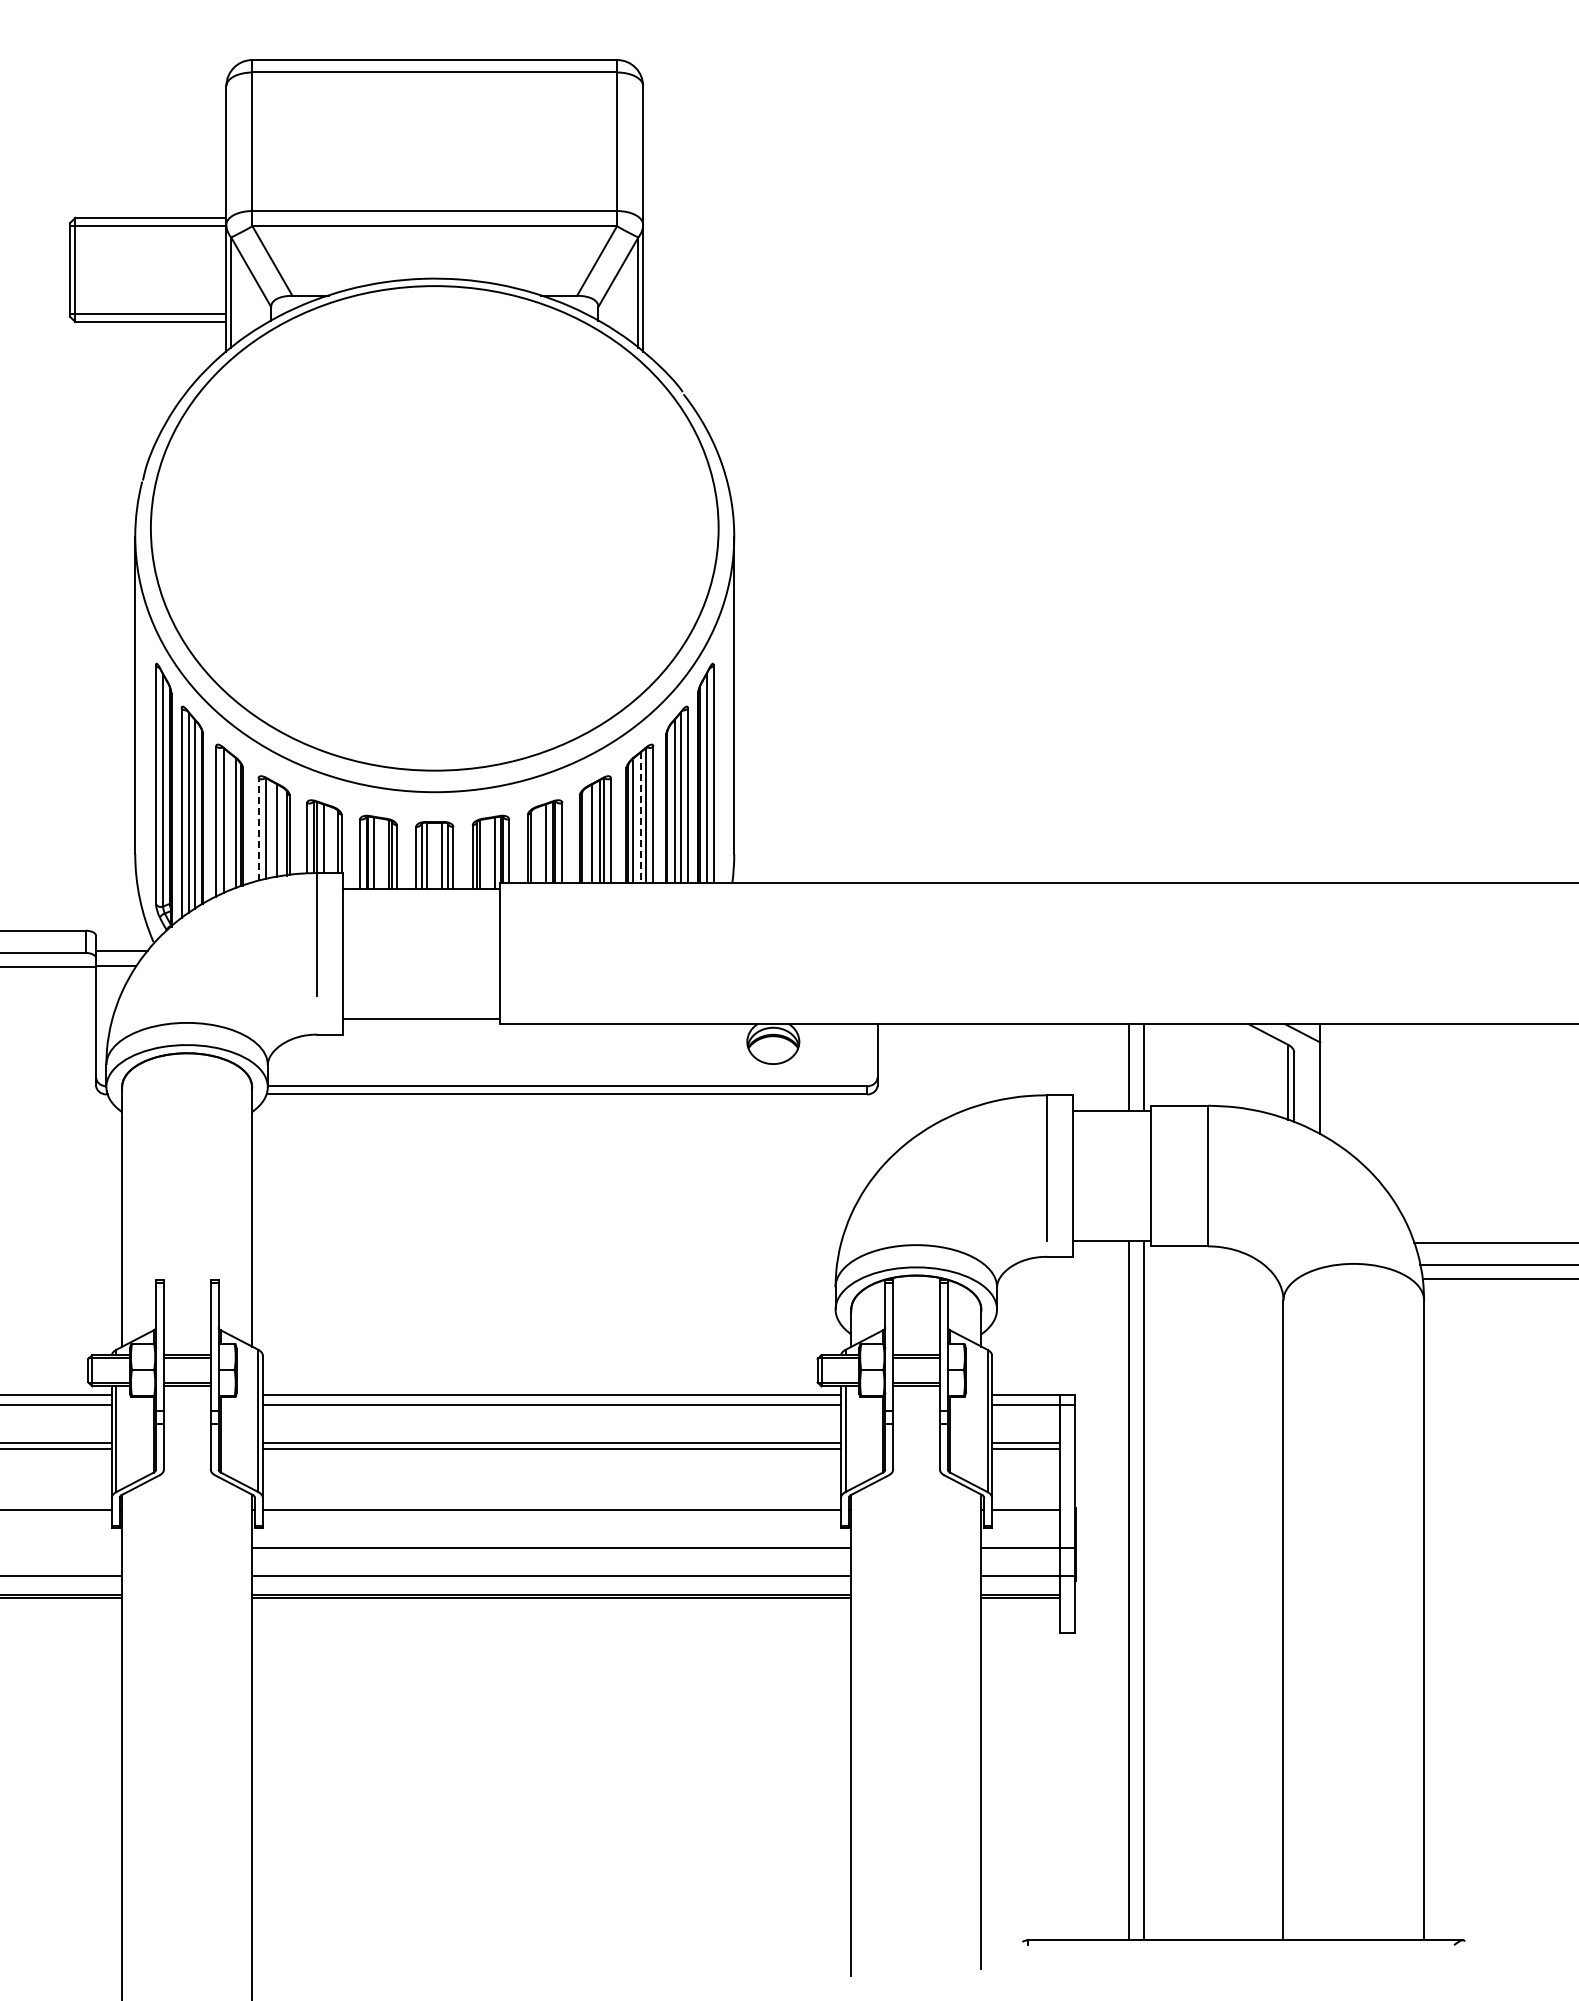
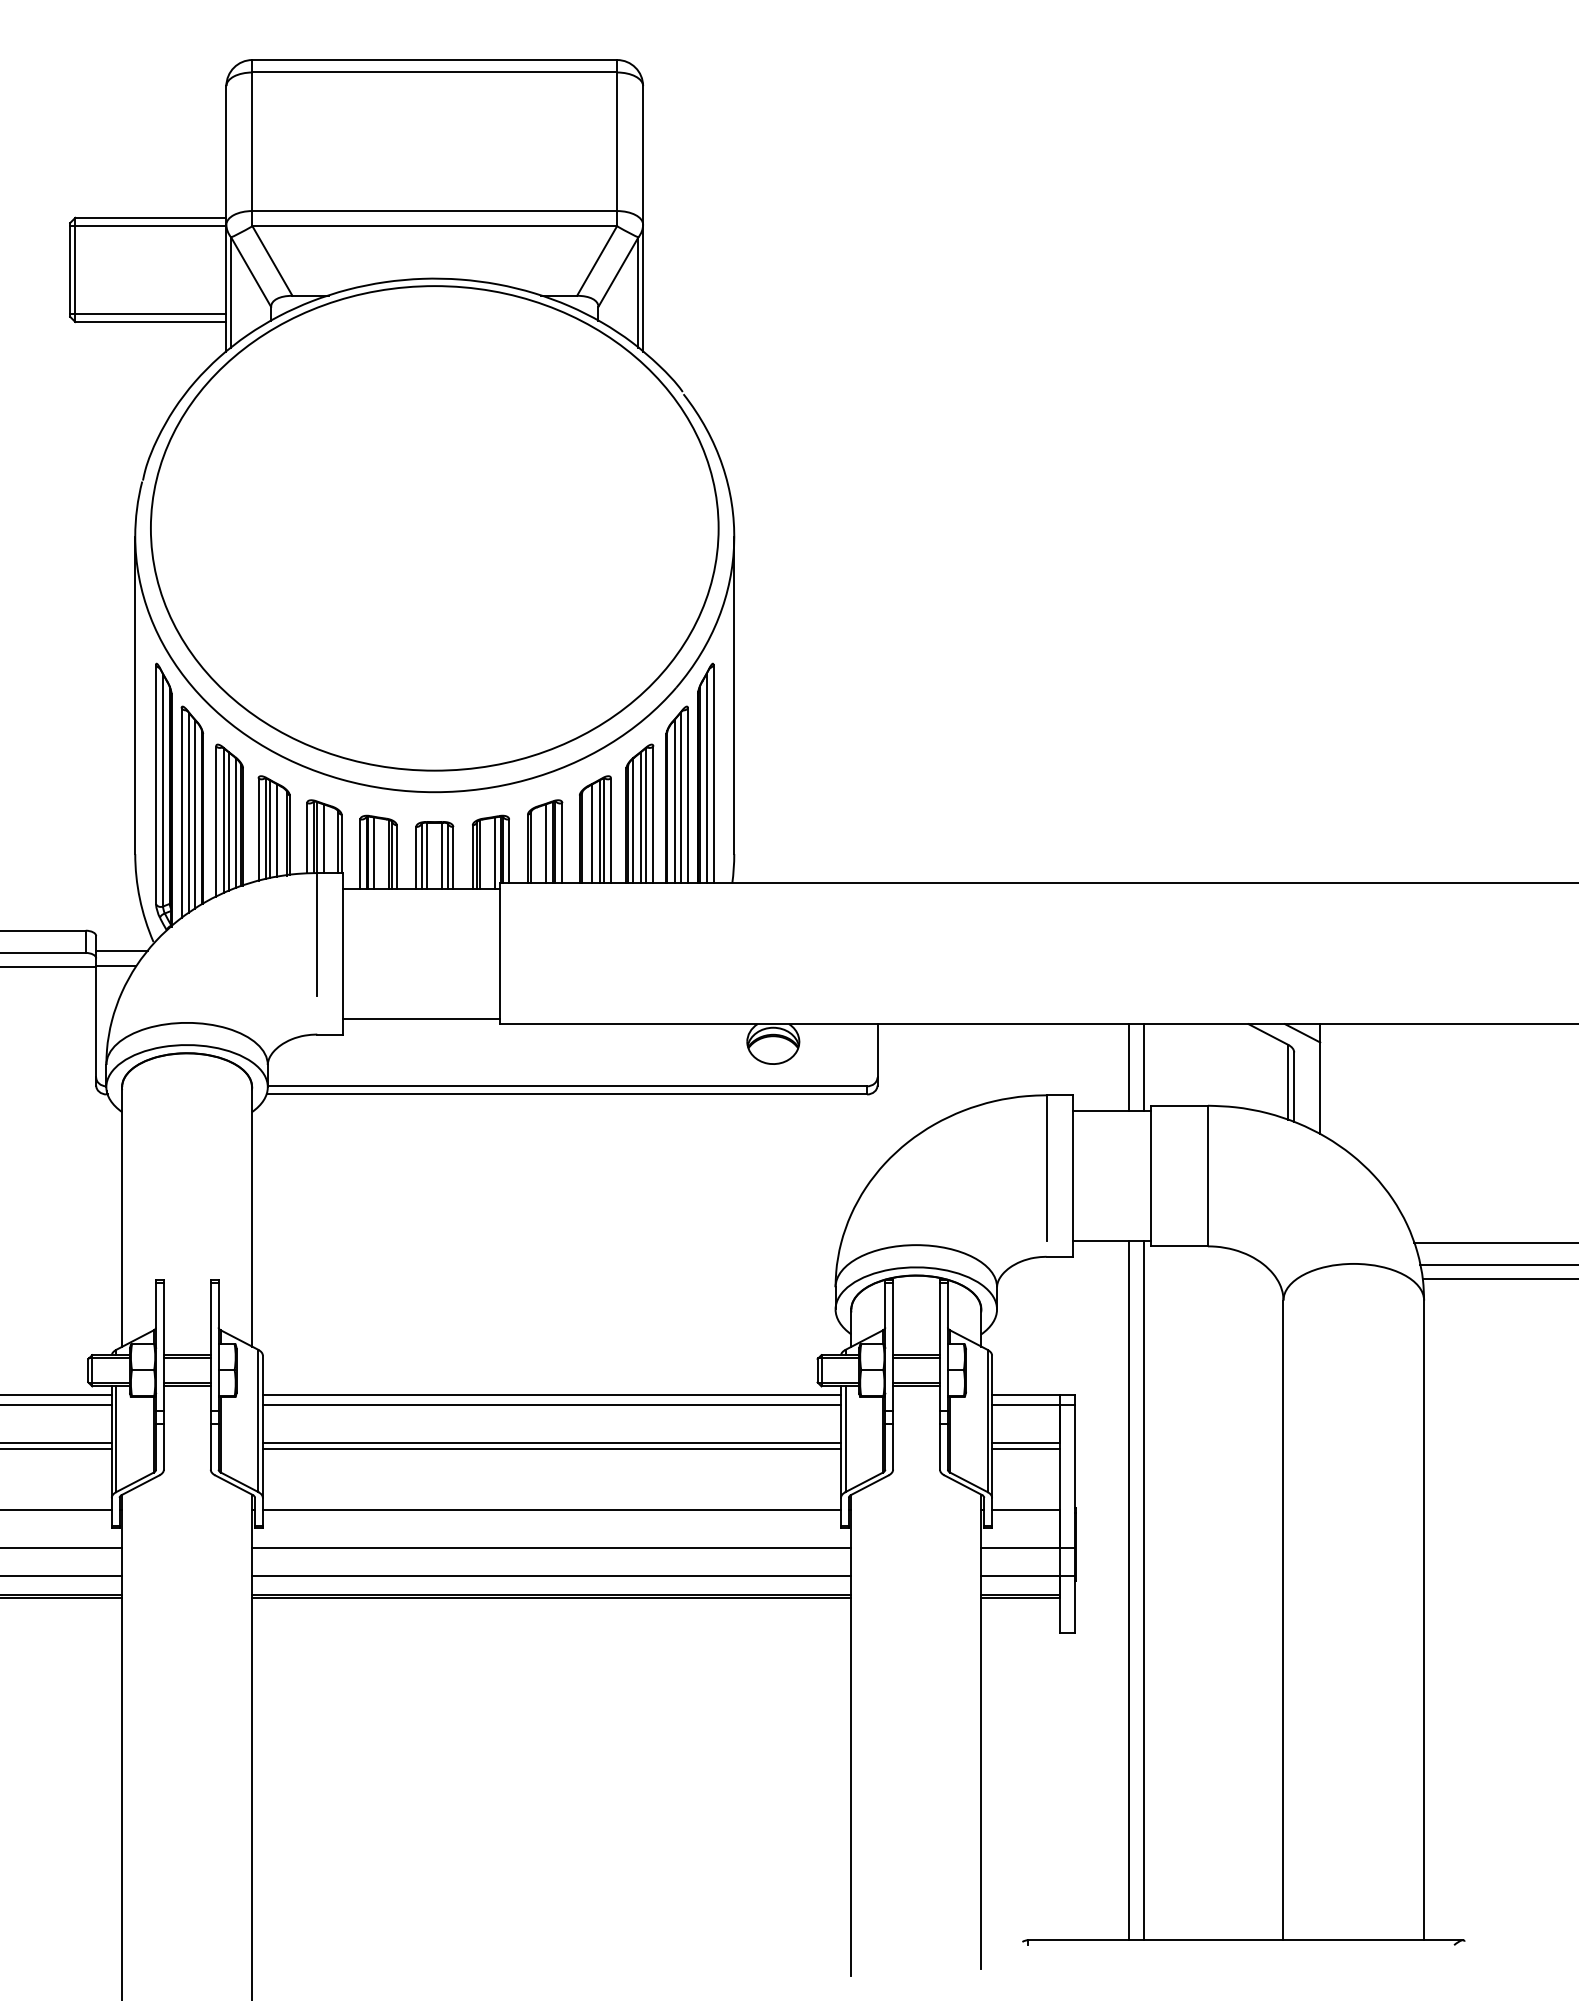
line: dashed -> solid (640, 817)
line: none -> present (228, 821)
line: dashed -> solid (258, 829)
line: none -> present (269, 829)
line: none -> present (62, 1547)
